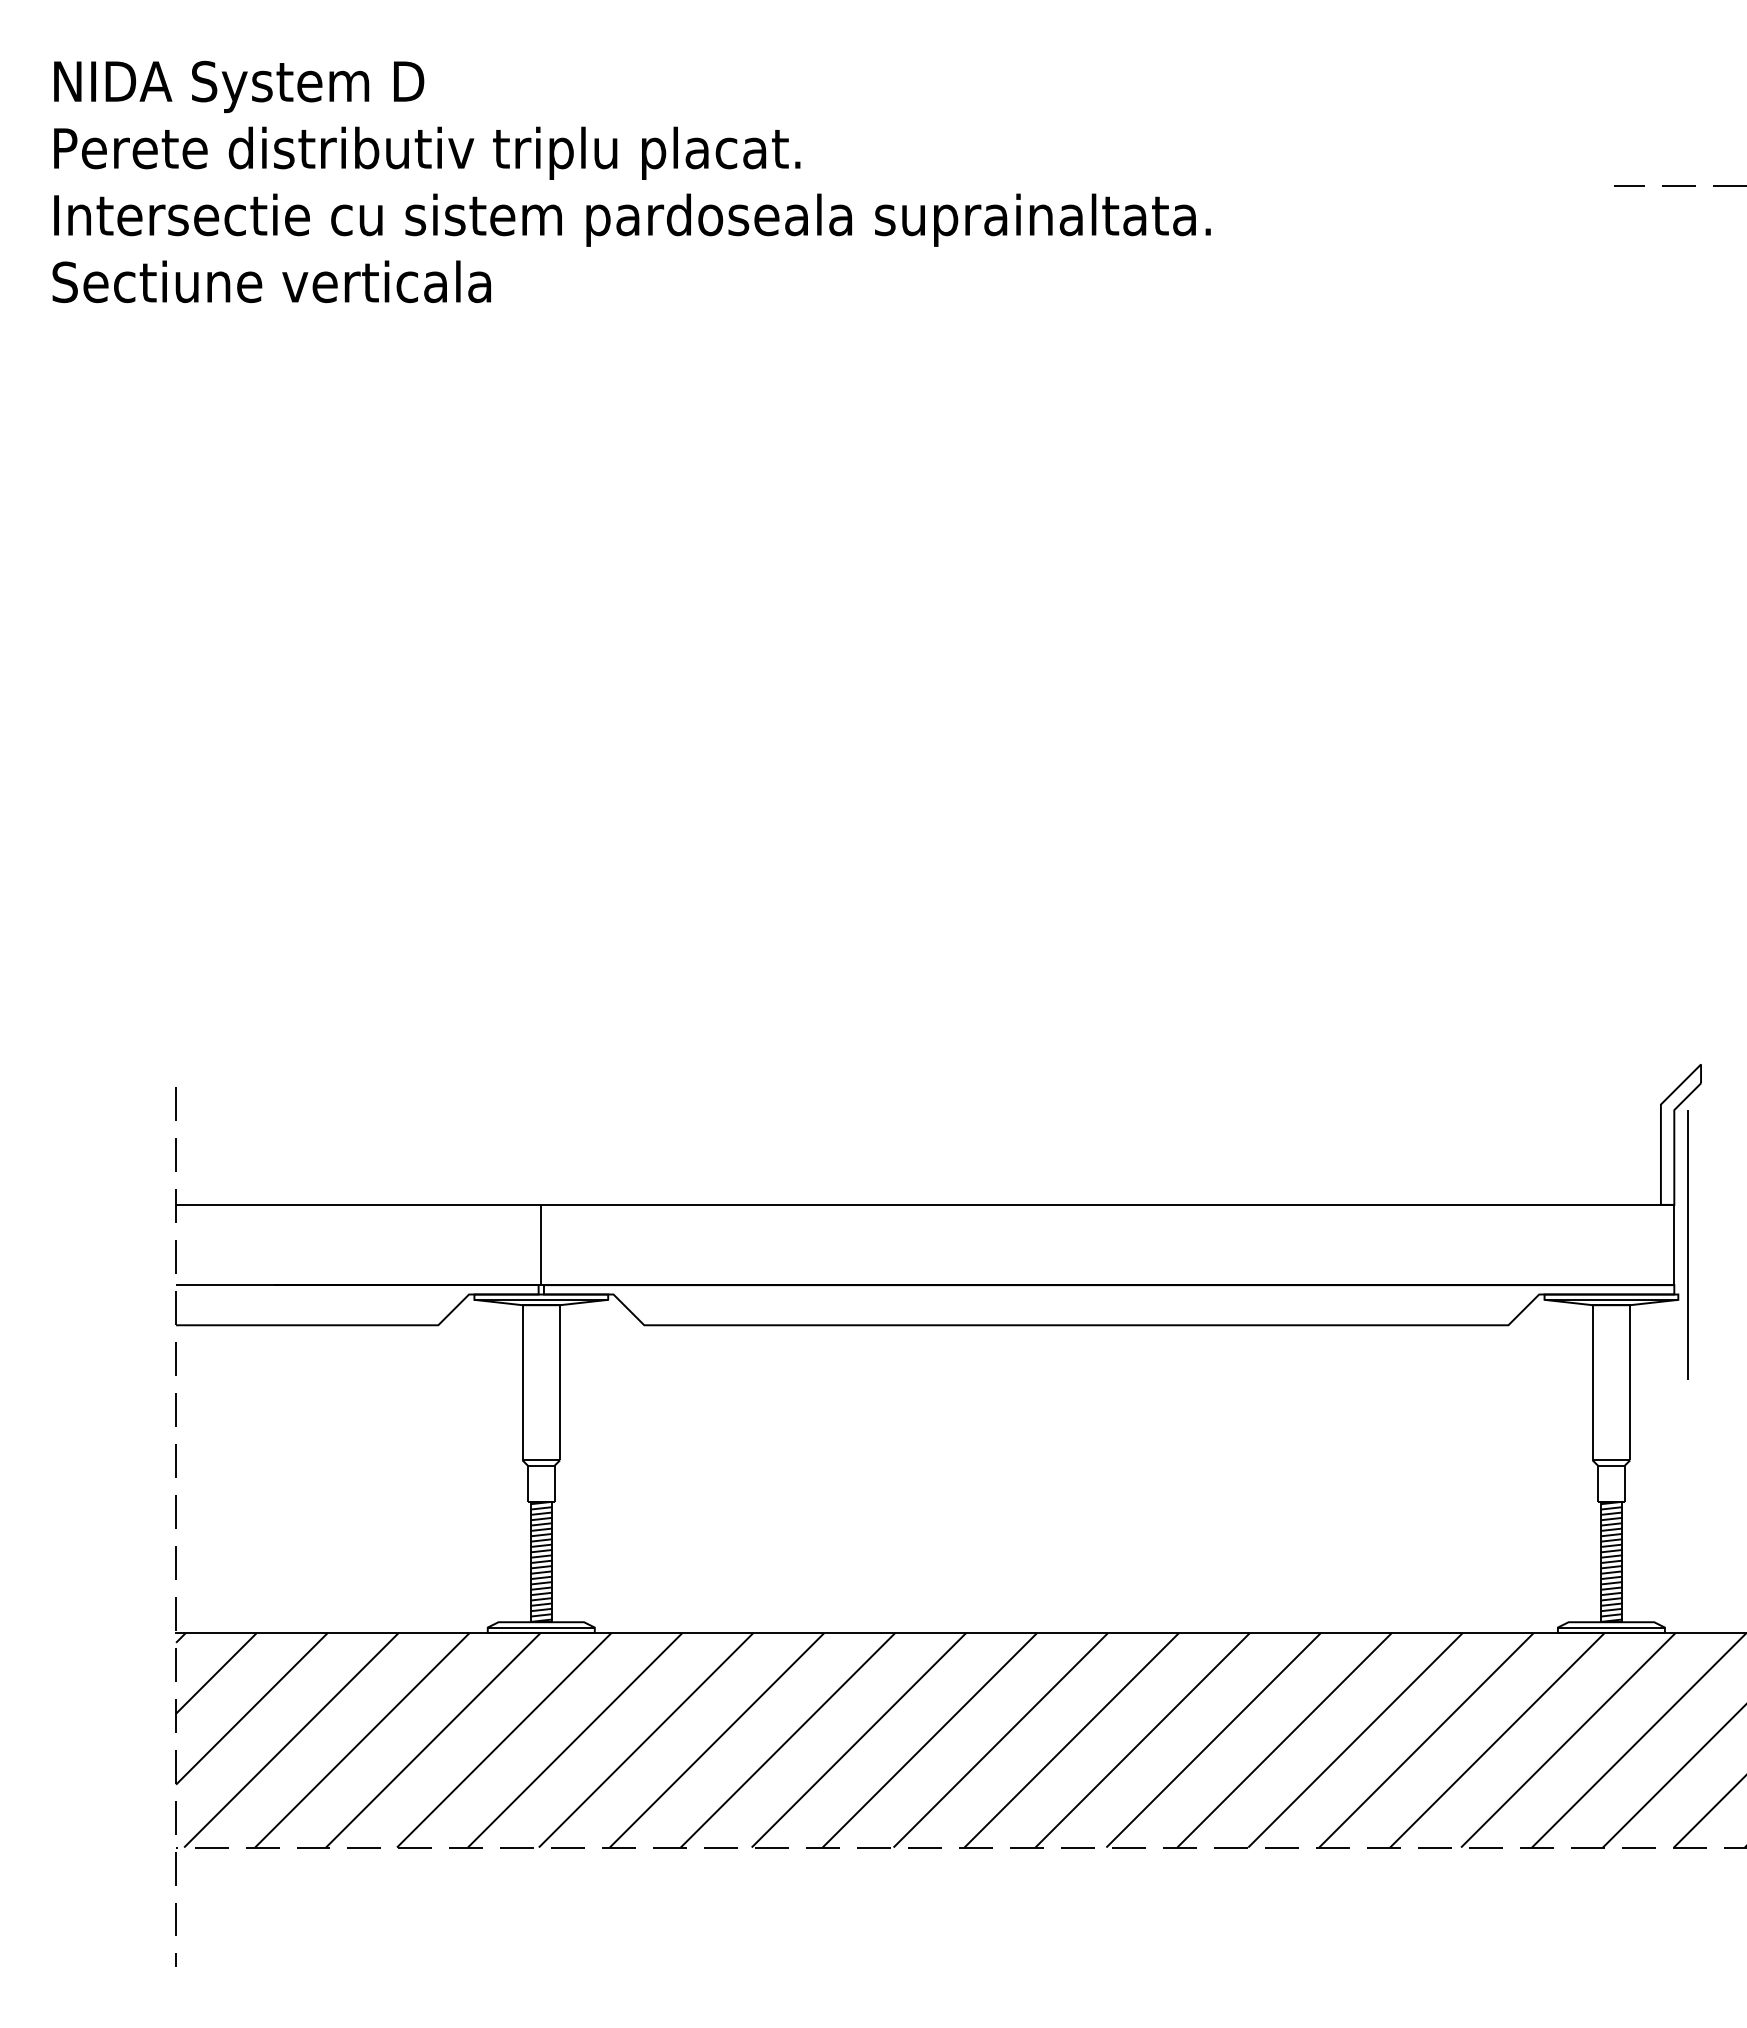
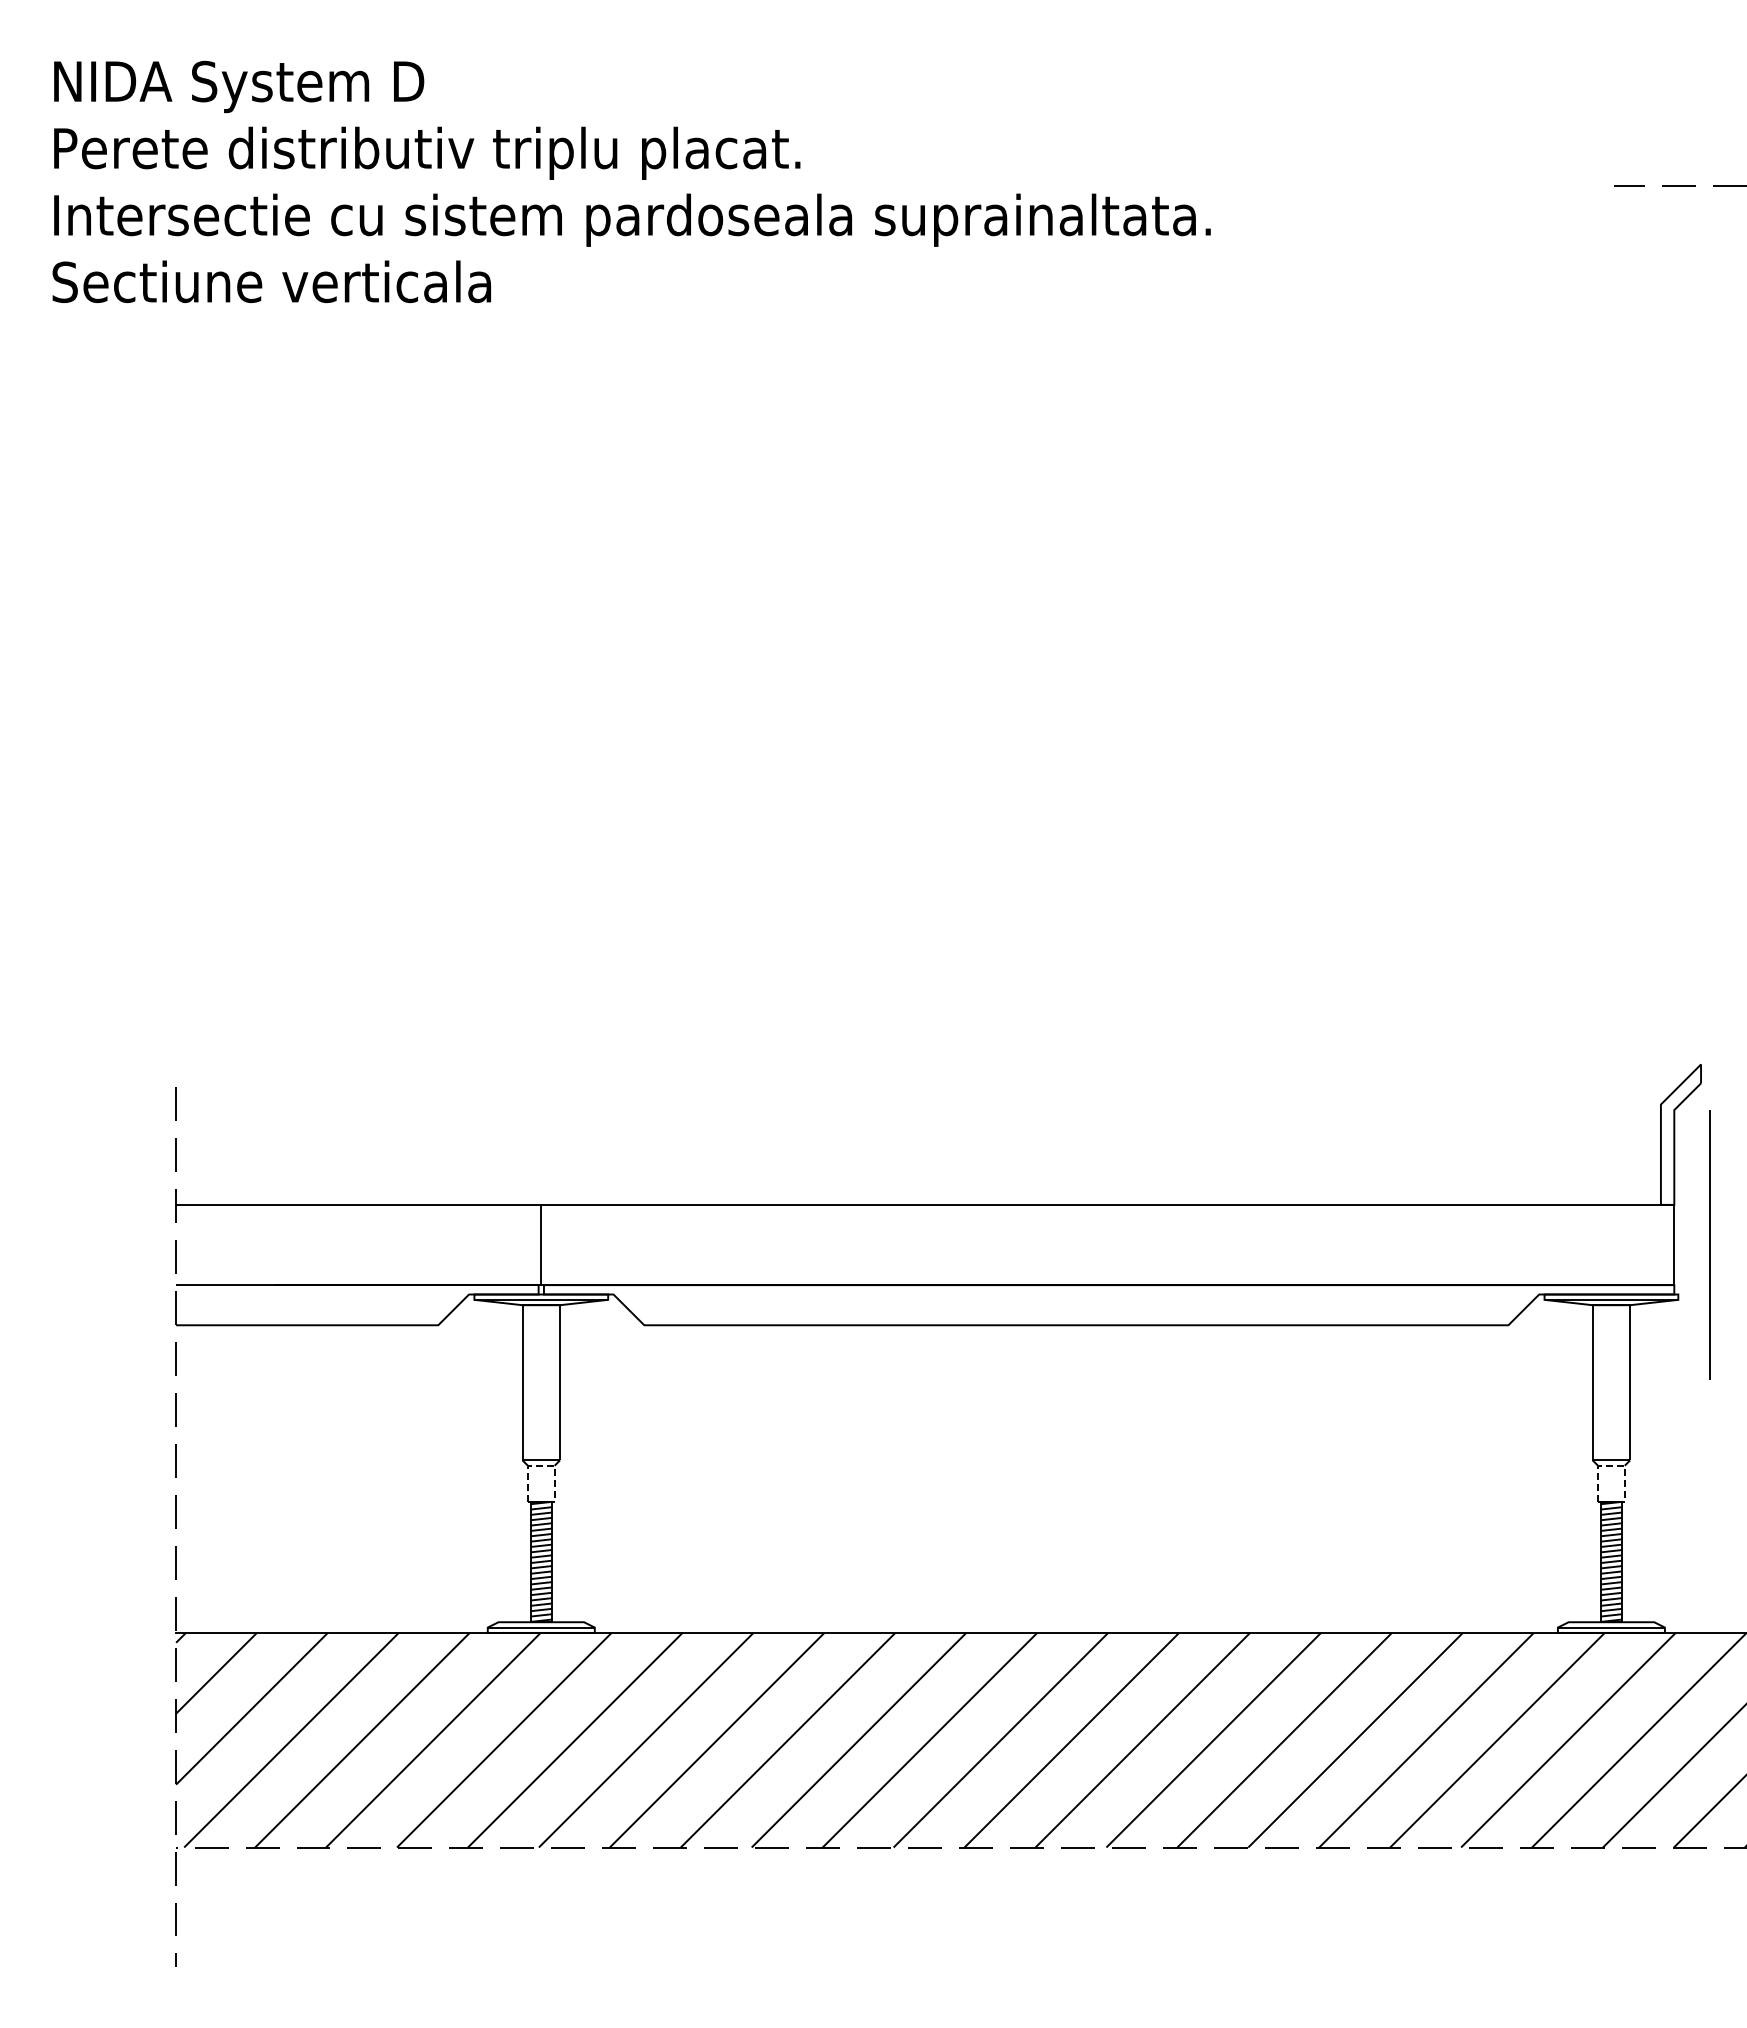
line position: (1687, 1244) -> (1709, 1244) (1709, 1244)
line: solid -> dashed (541, 1465)
line: solid -> dashed (1611, 1465)
